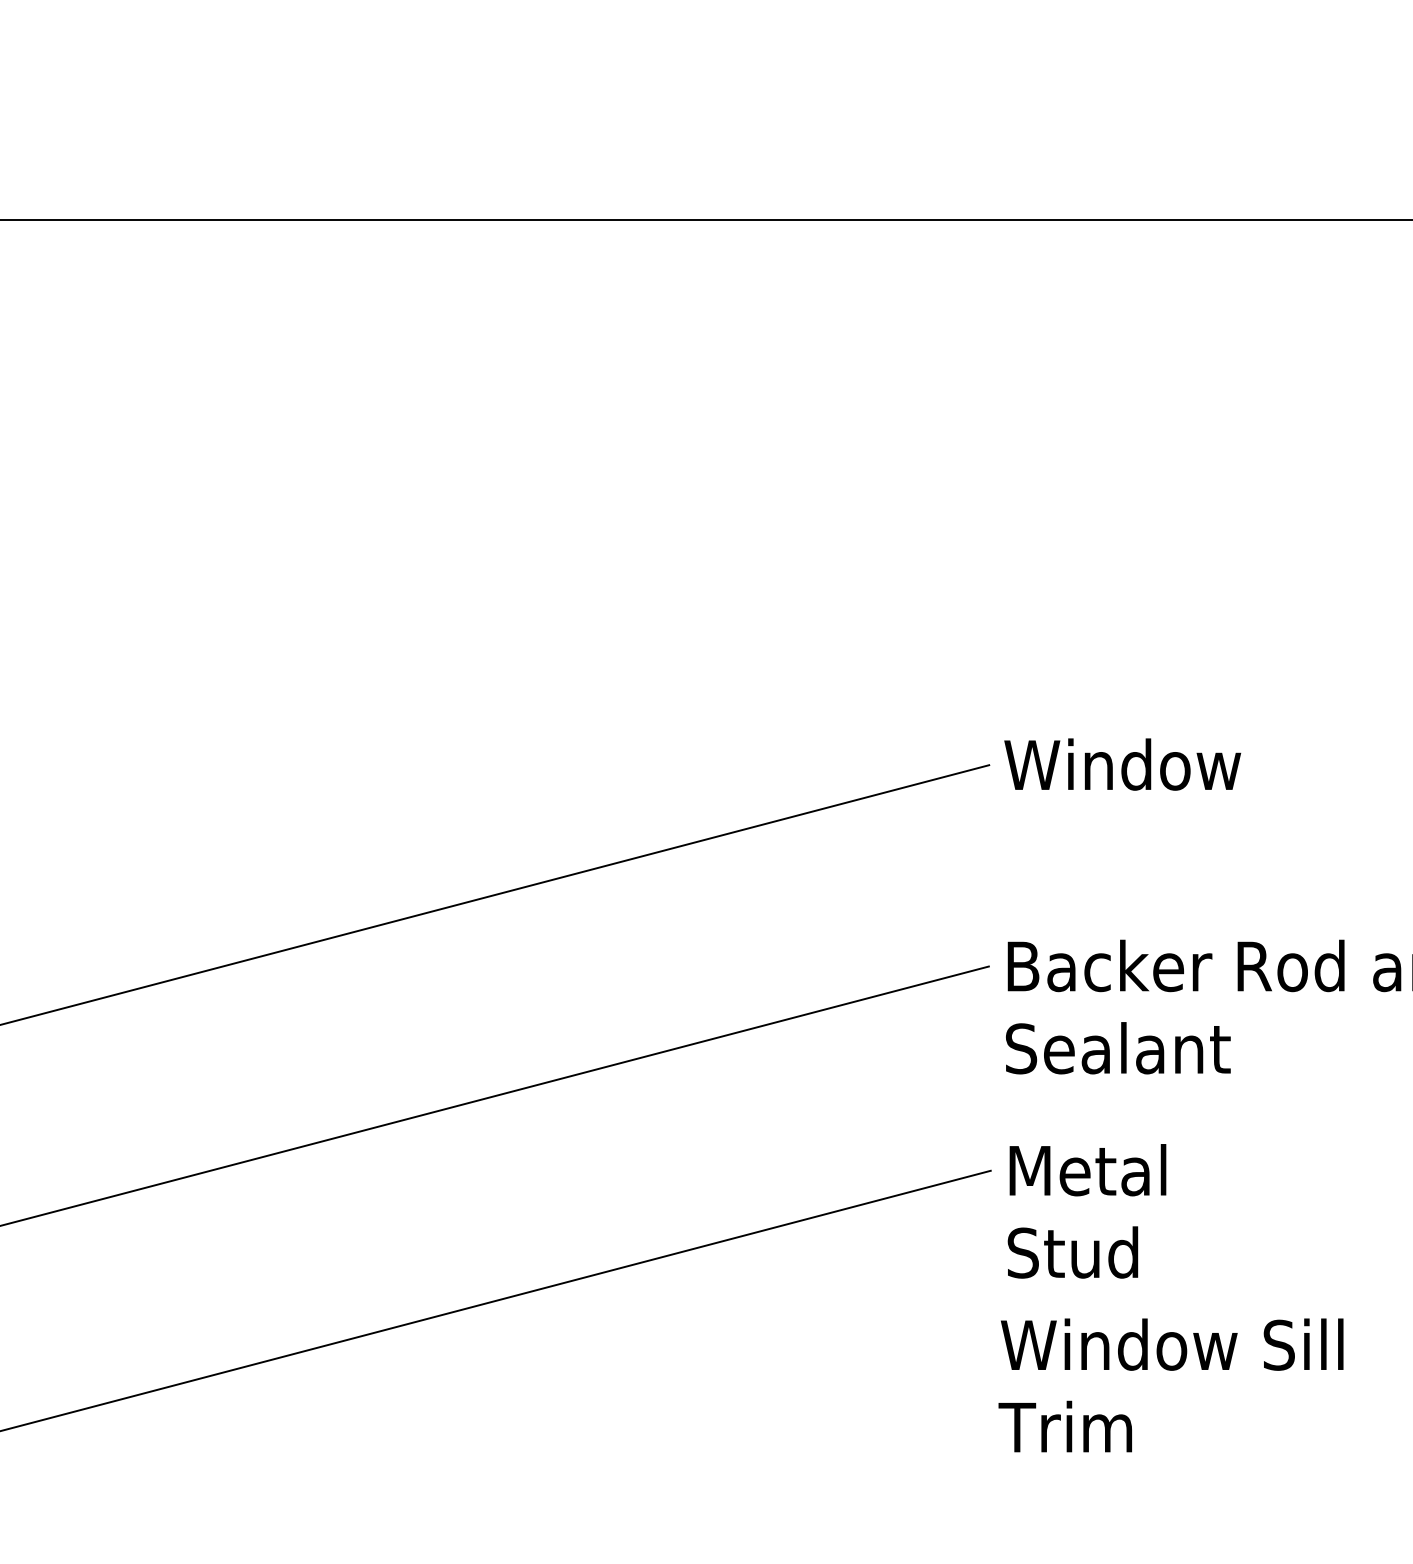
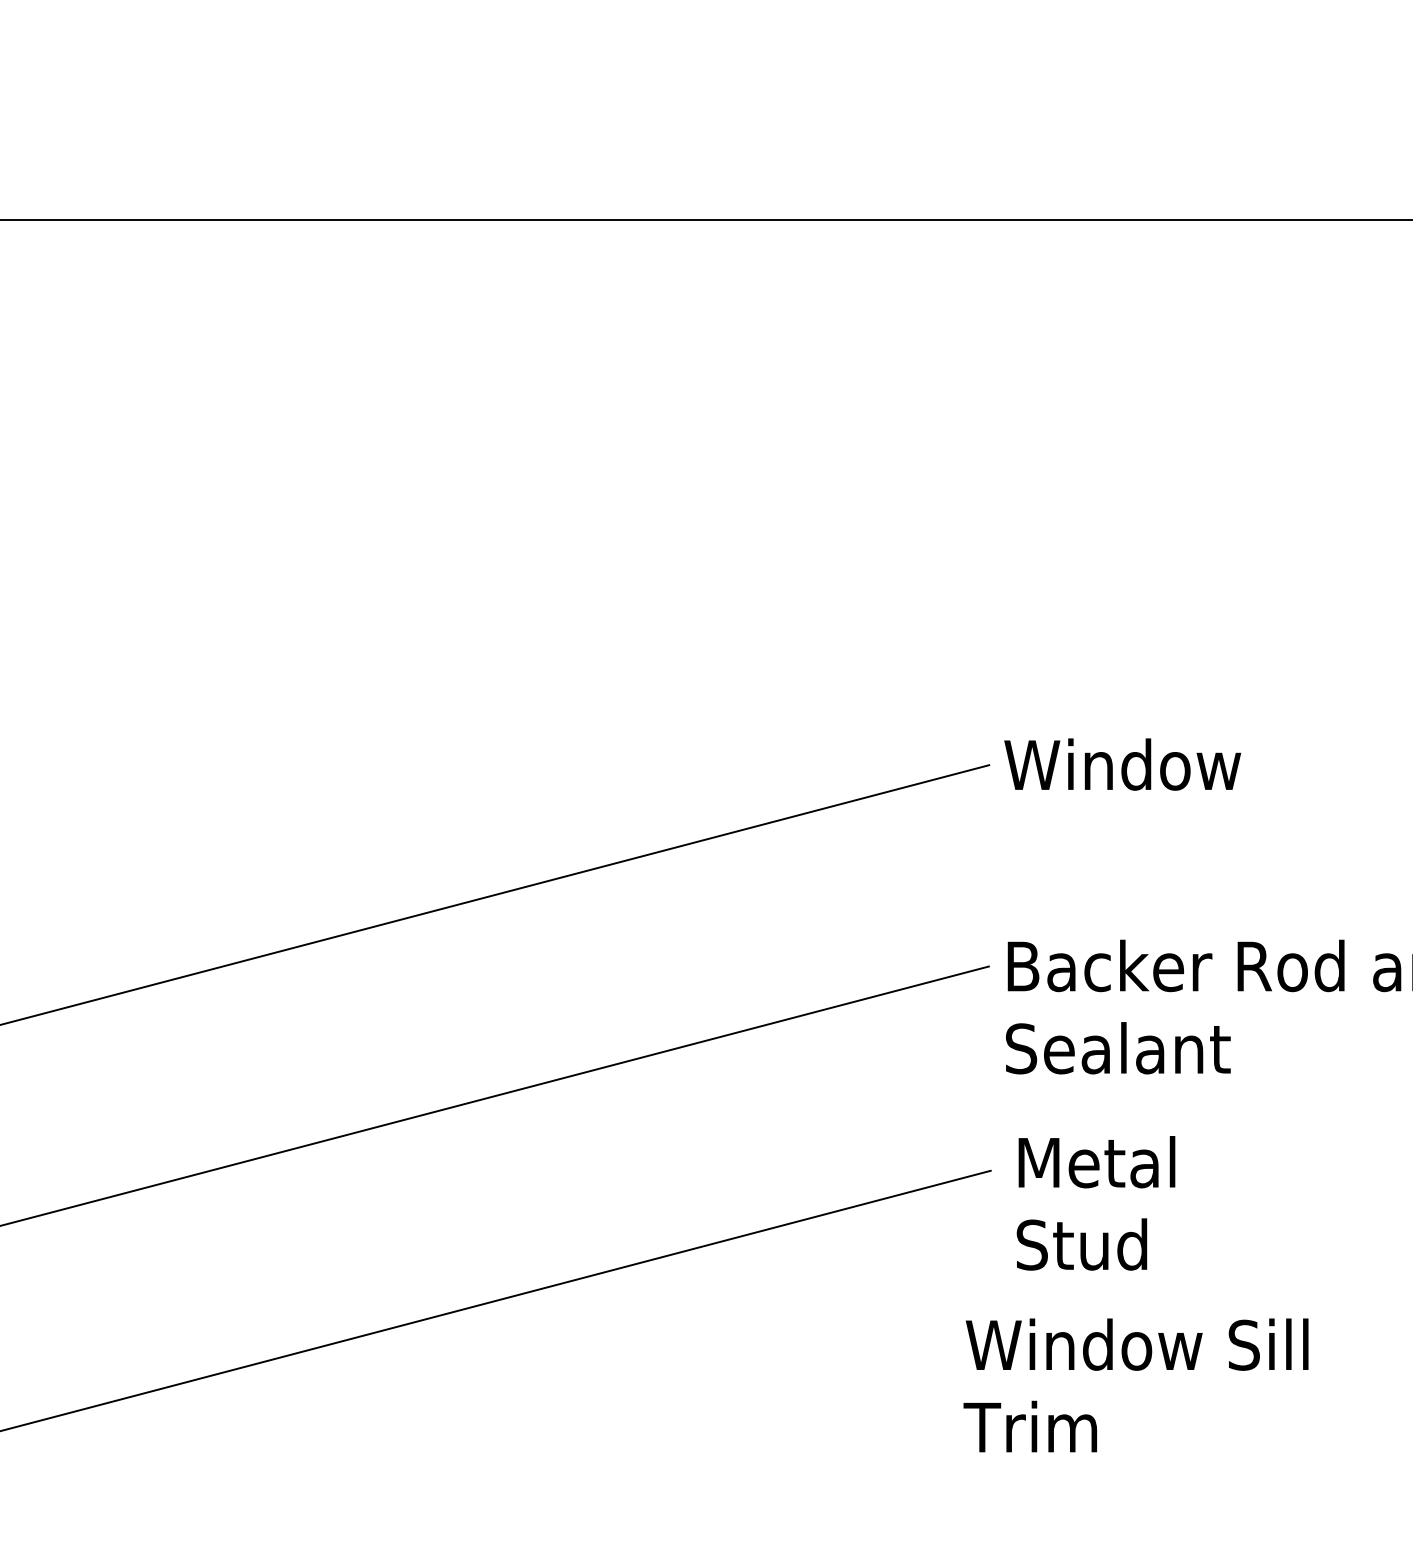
text position: (1086, 1211) -> (1095, 1203) (1095, 1203)
text position: (1170, 1385) -> (1135, 1385) (1135, 1385)
